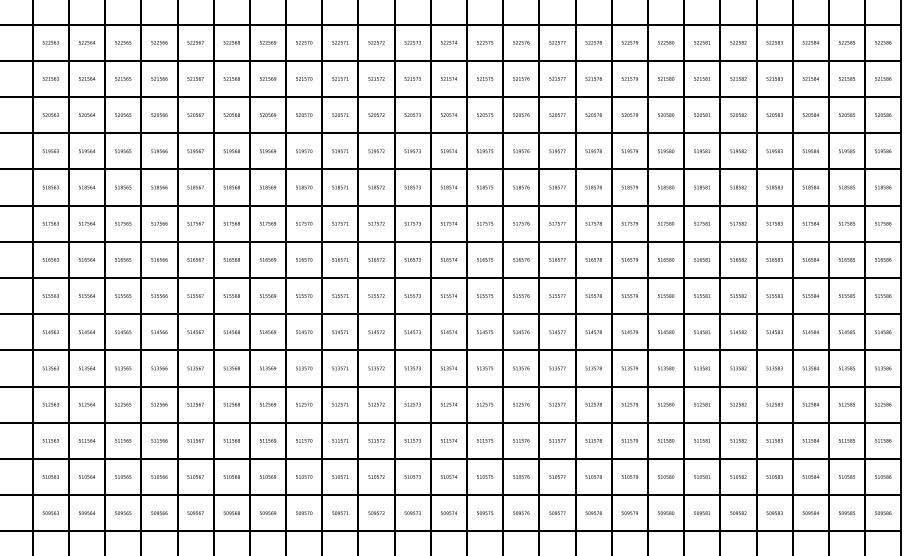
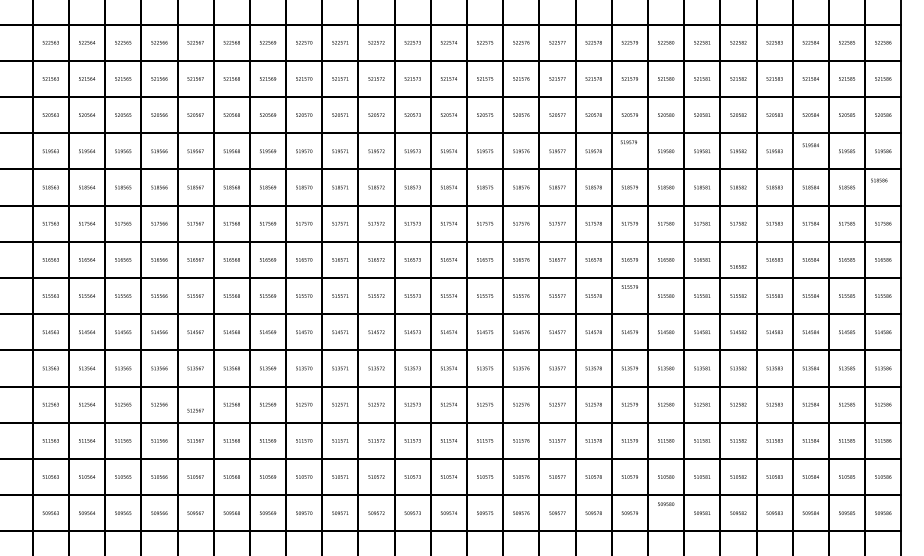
text position: (629, 151) -> (628, 142) (628, 142)
text position: (810, 151) -> (810, 145) (810, 145)
text position: (883, 187) -> (879, 180) (879, 180)
text position: (738, 259) -> (738, 266) (738, 266)
text position: (629, 295) -> (629, 286) (629, 286)
text position: (195, 404) -> (195, 410) (195, 410)
text position: (666, 512) -> (666, 503) (666, 503)
